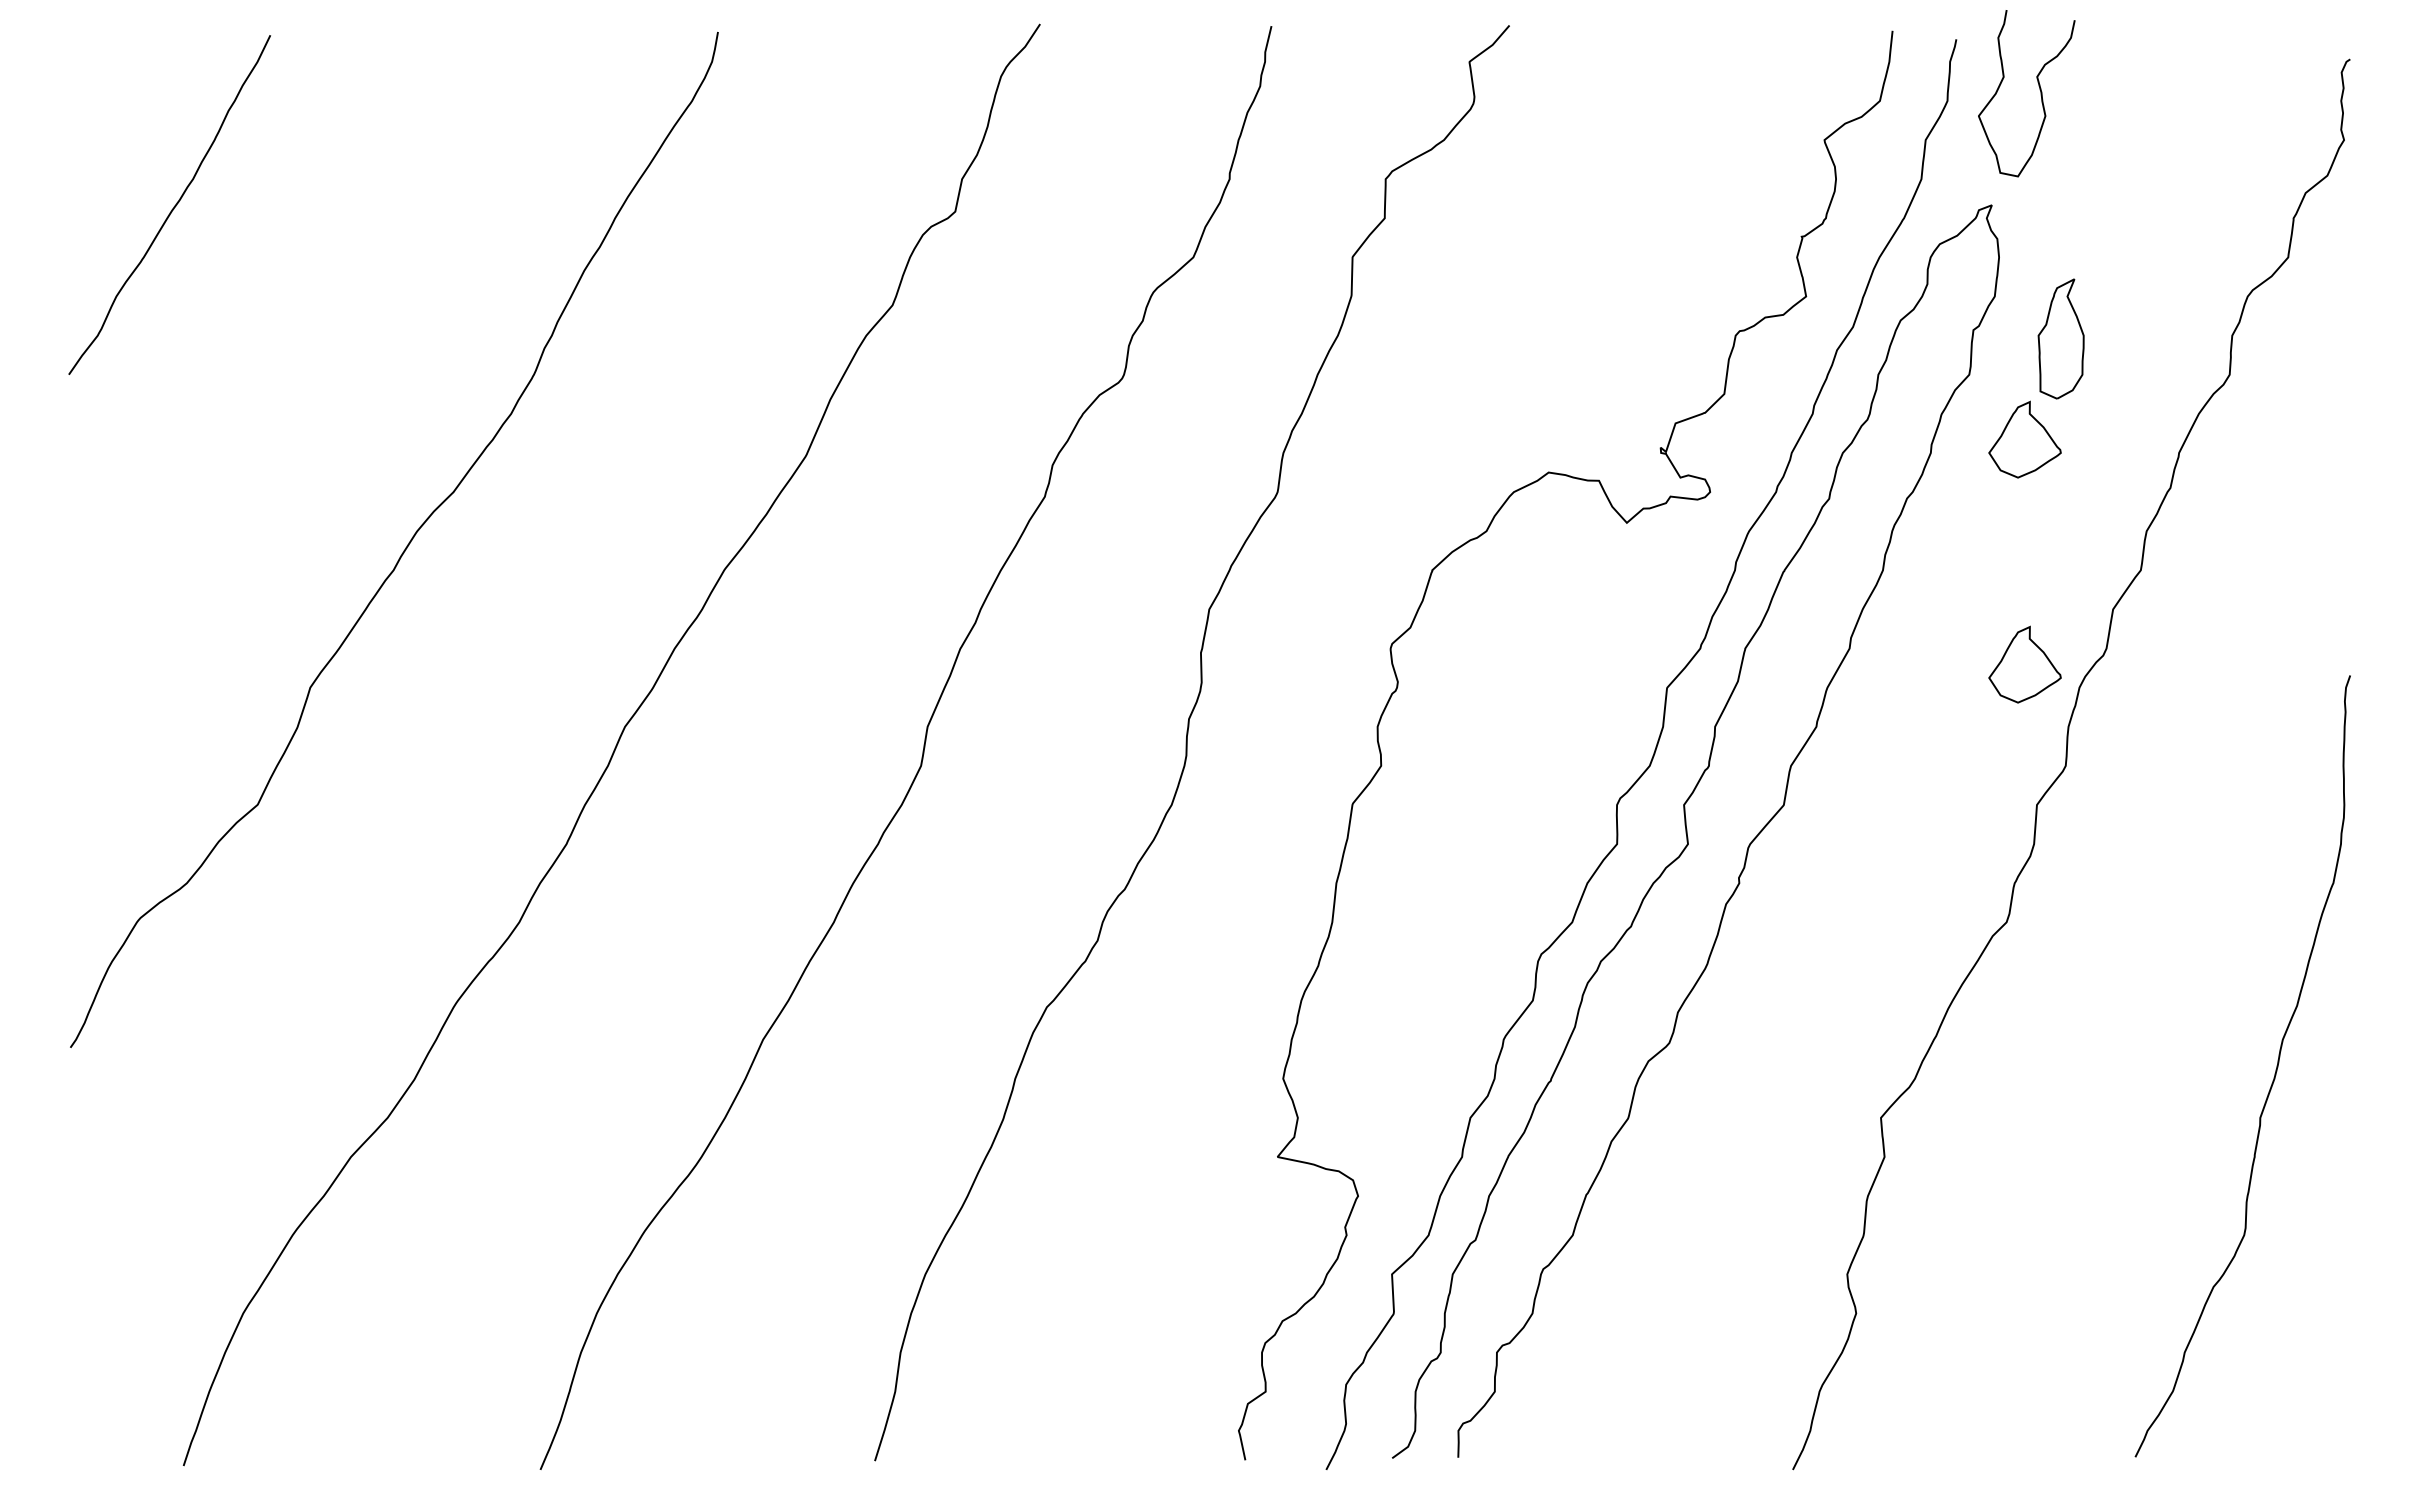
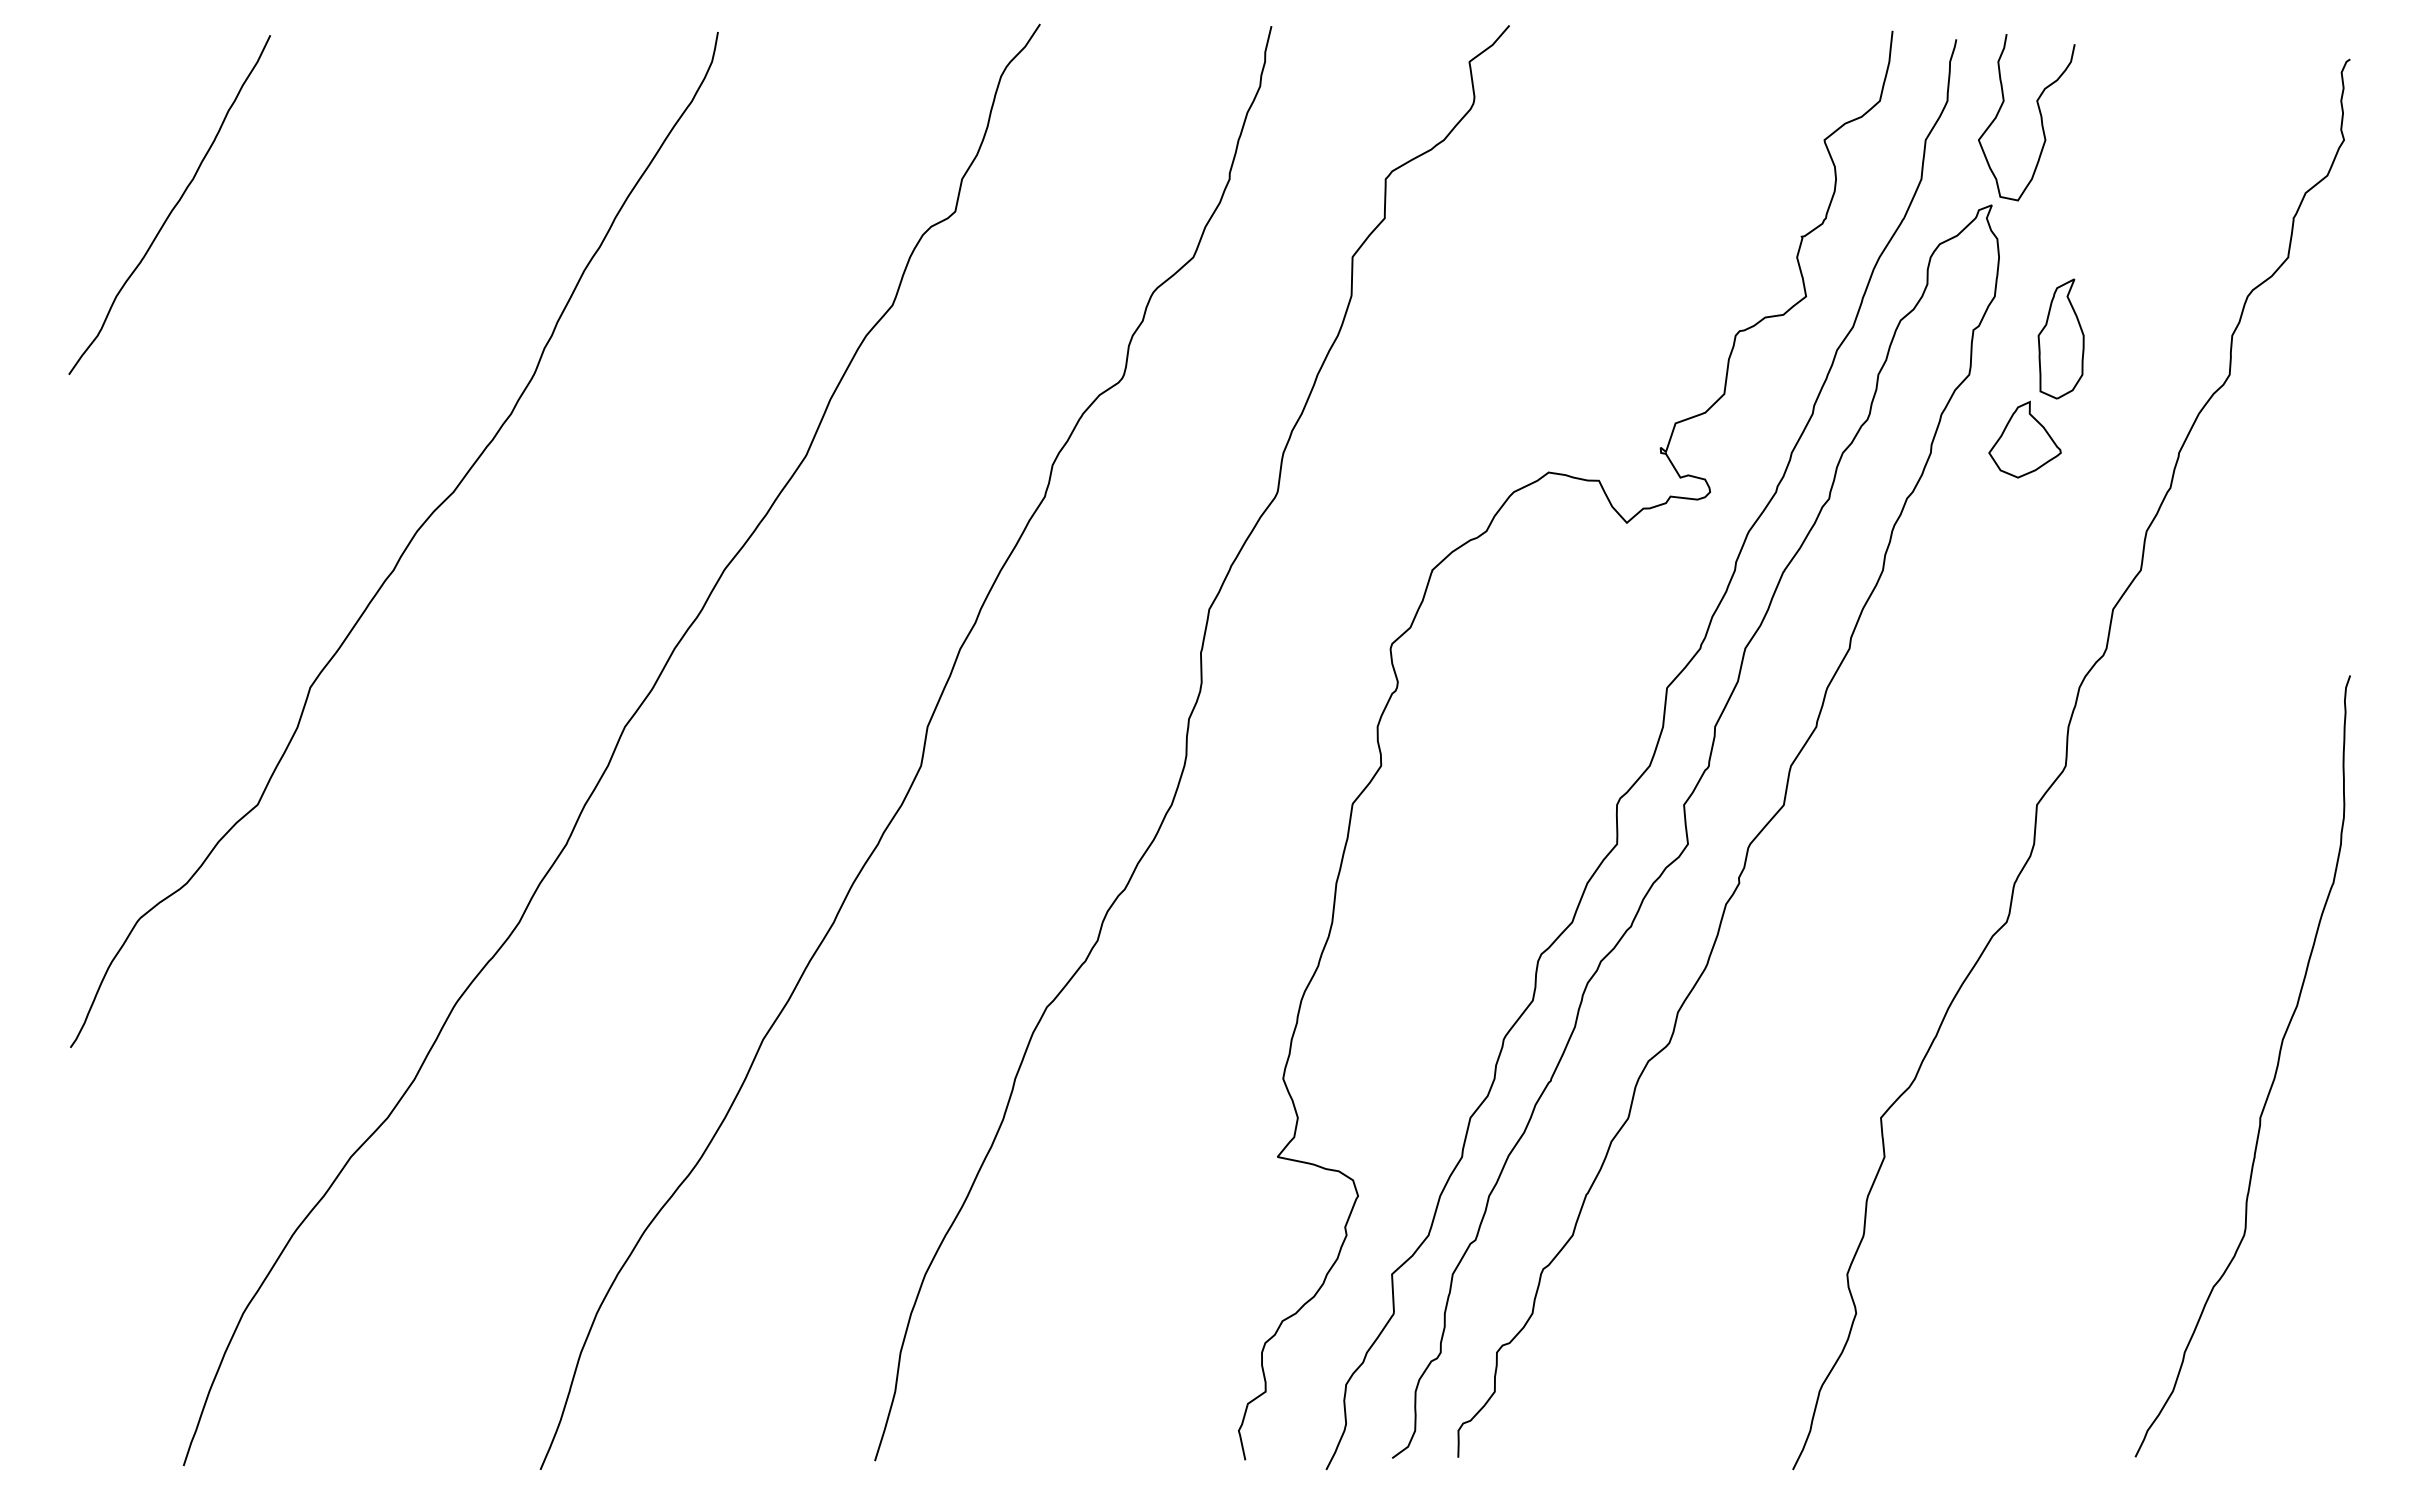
curve position: (2039, 89) -> (2039, 113) (2039, 113)
part: present -> none (2024, 664)
